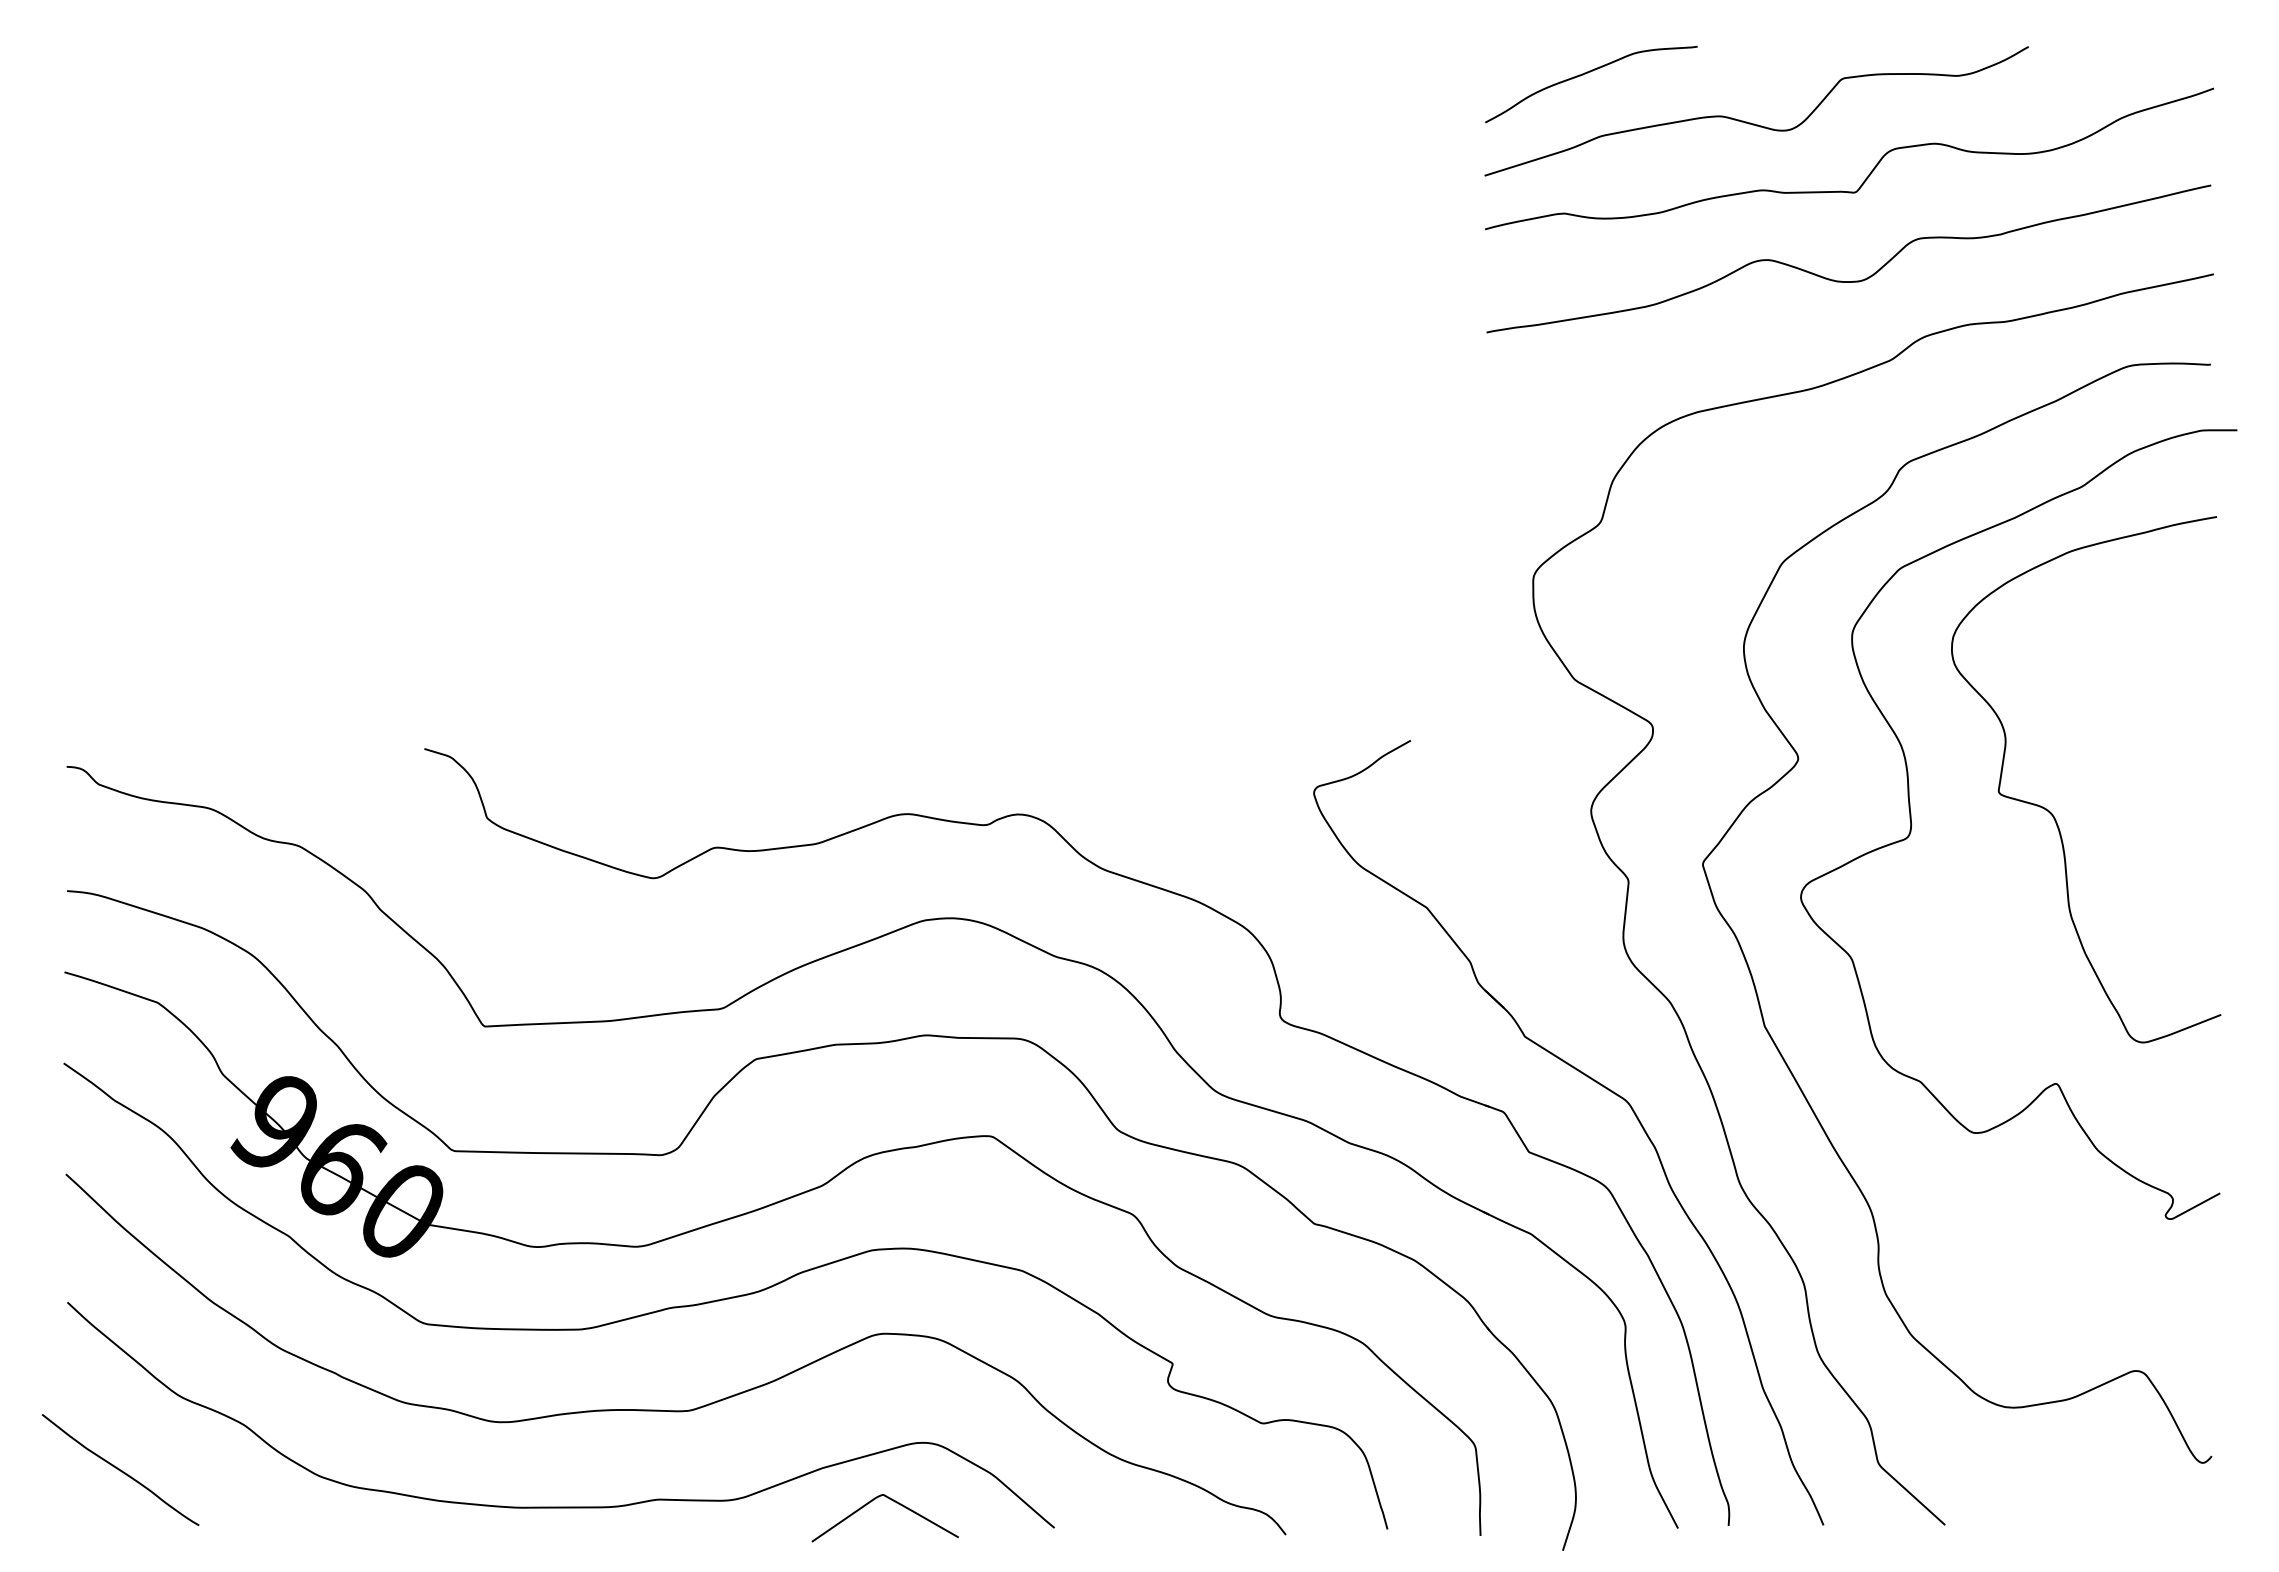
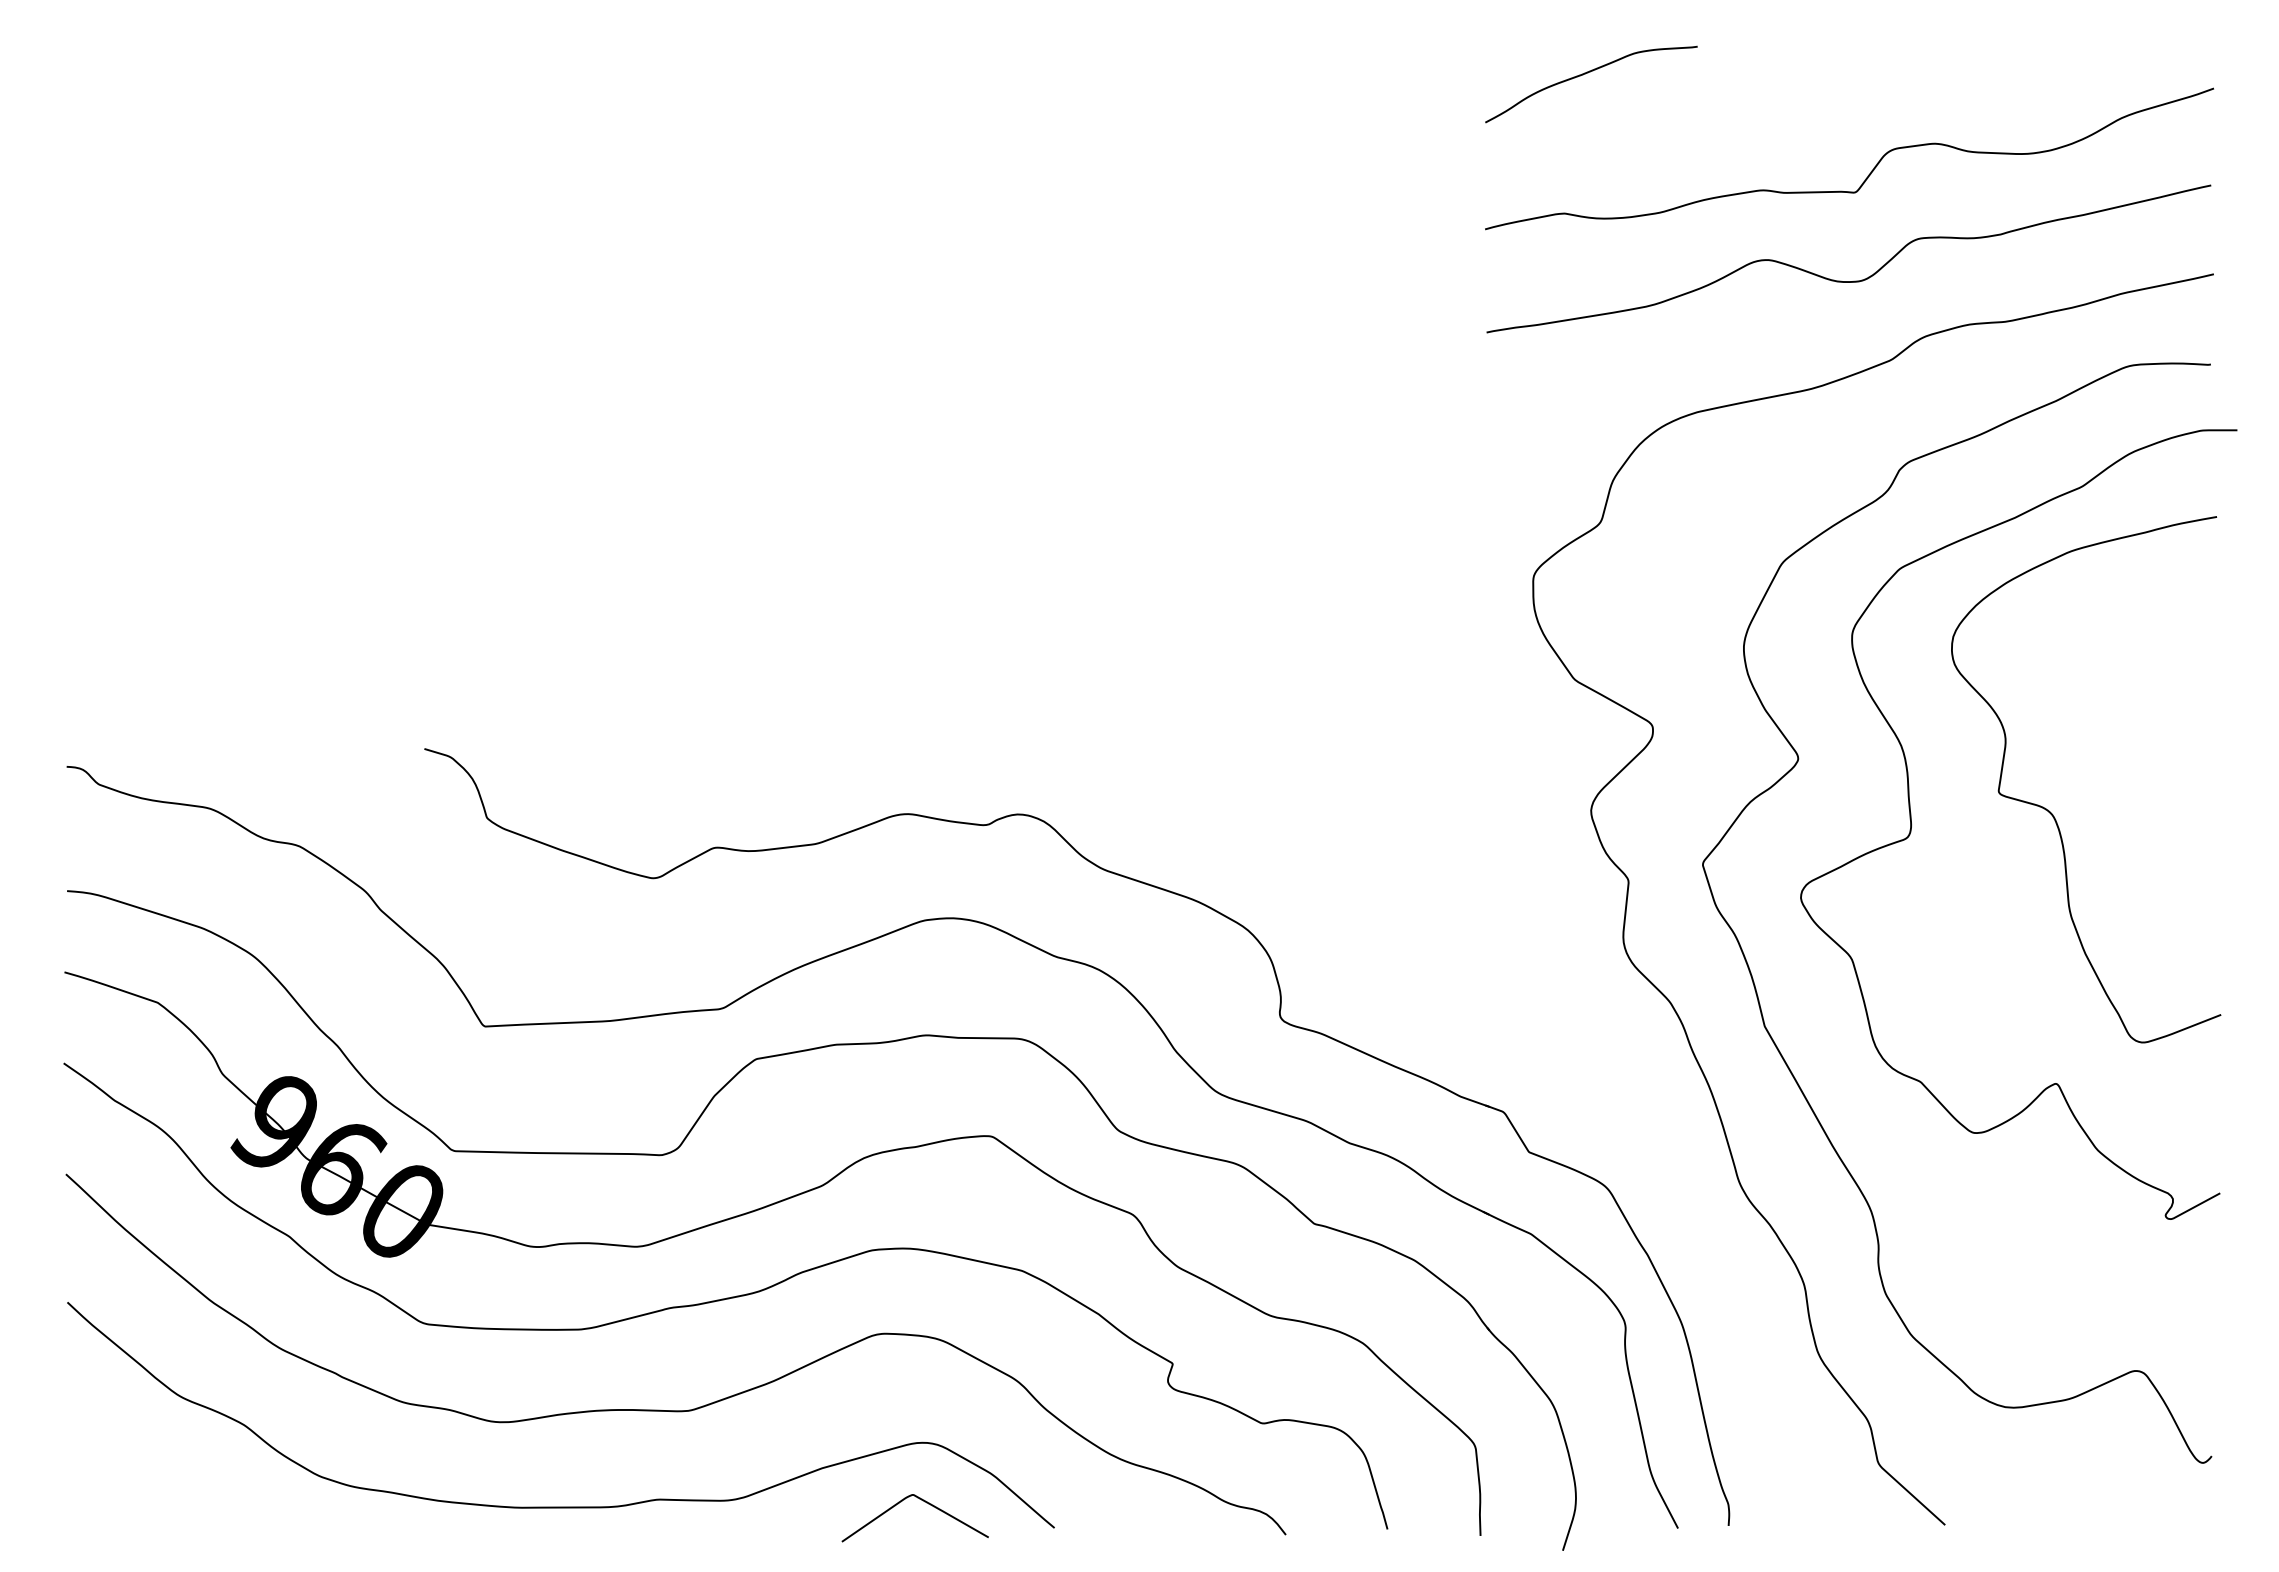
curve: present -> none (1754, 123)
part: present -> none (1598, 1084)
curve: present -> none (120, 1469)
curve position: (894, 1502) -> (924, 1502) (924, 1502)
